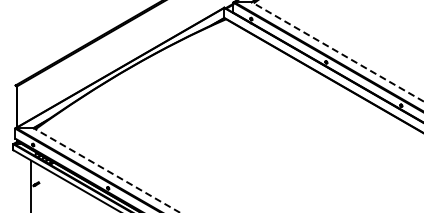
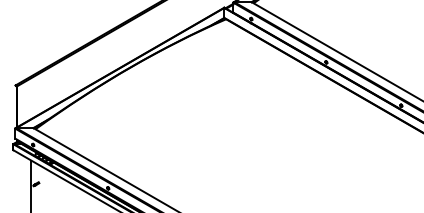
line: dashed -> solid (337, 51)
line: dashed -> solid (106, 170)
